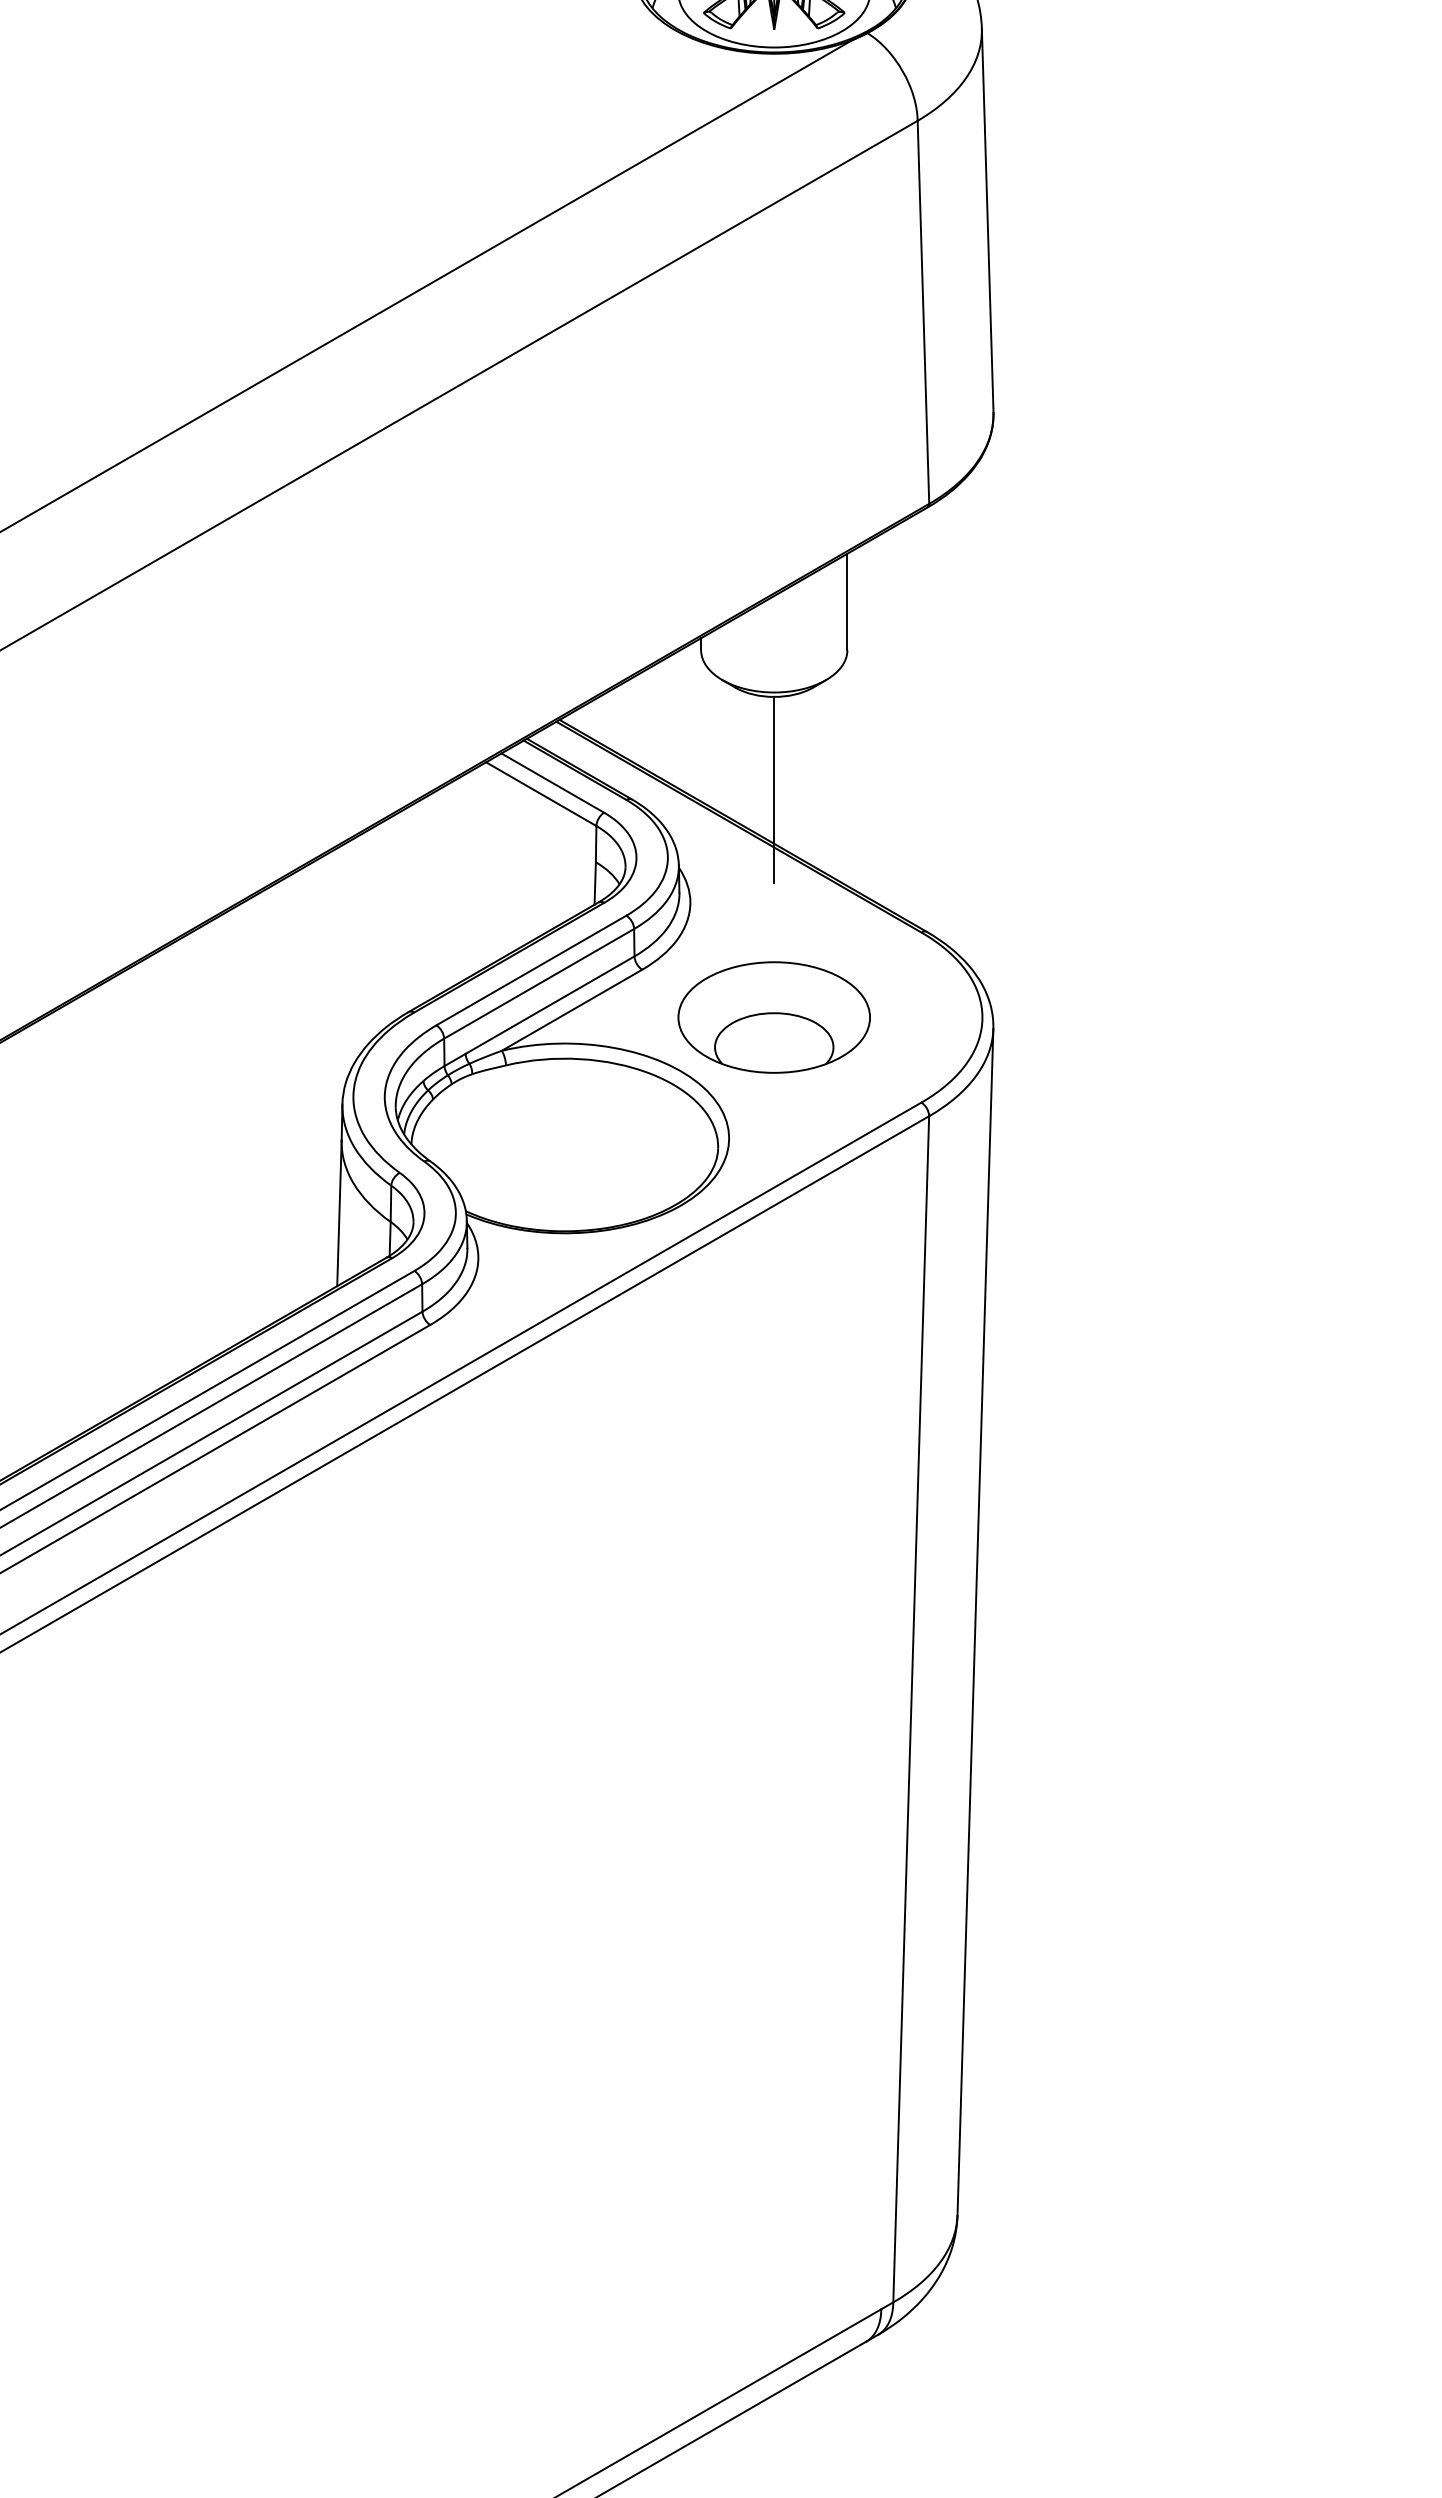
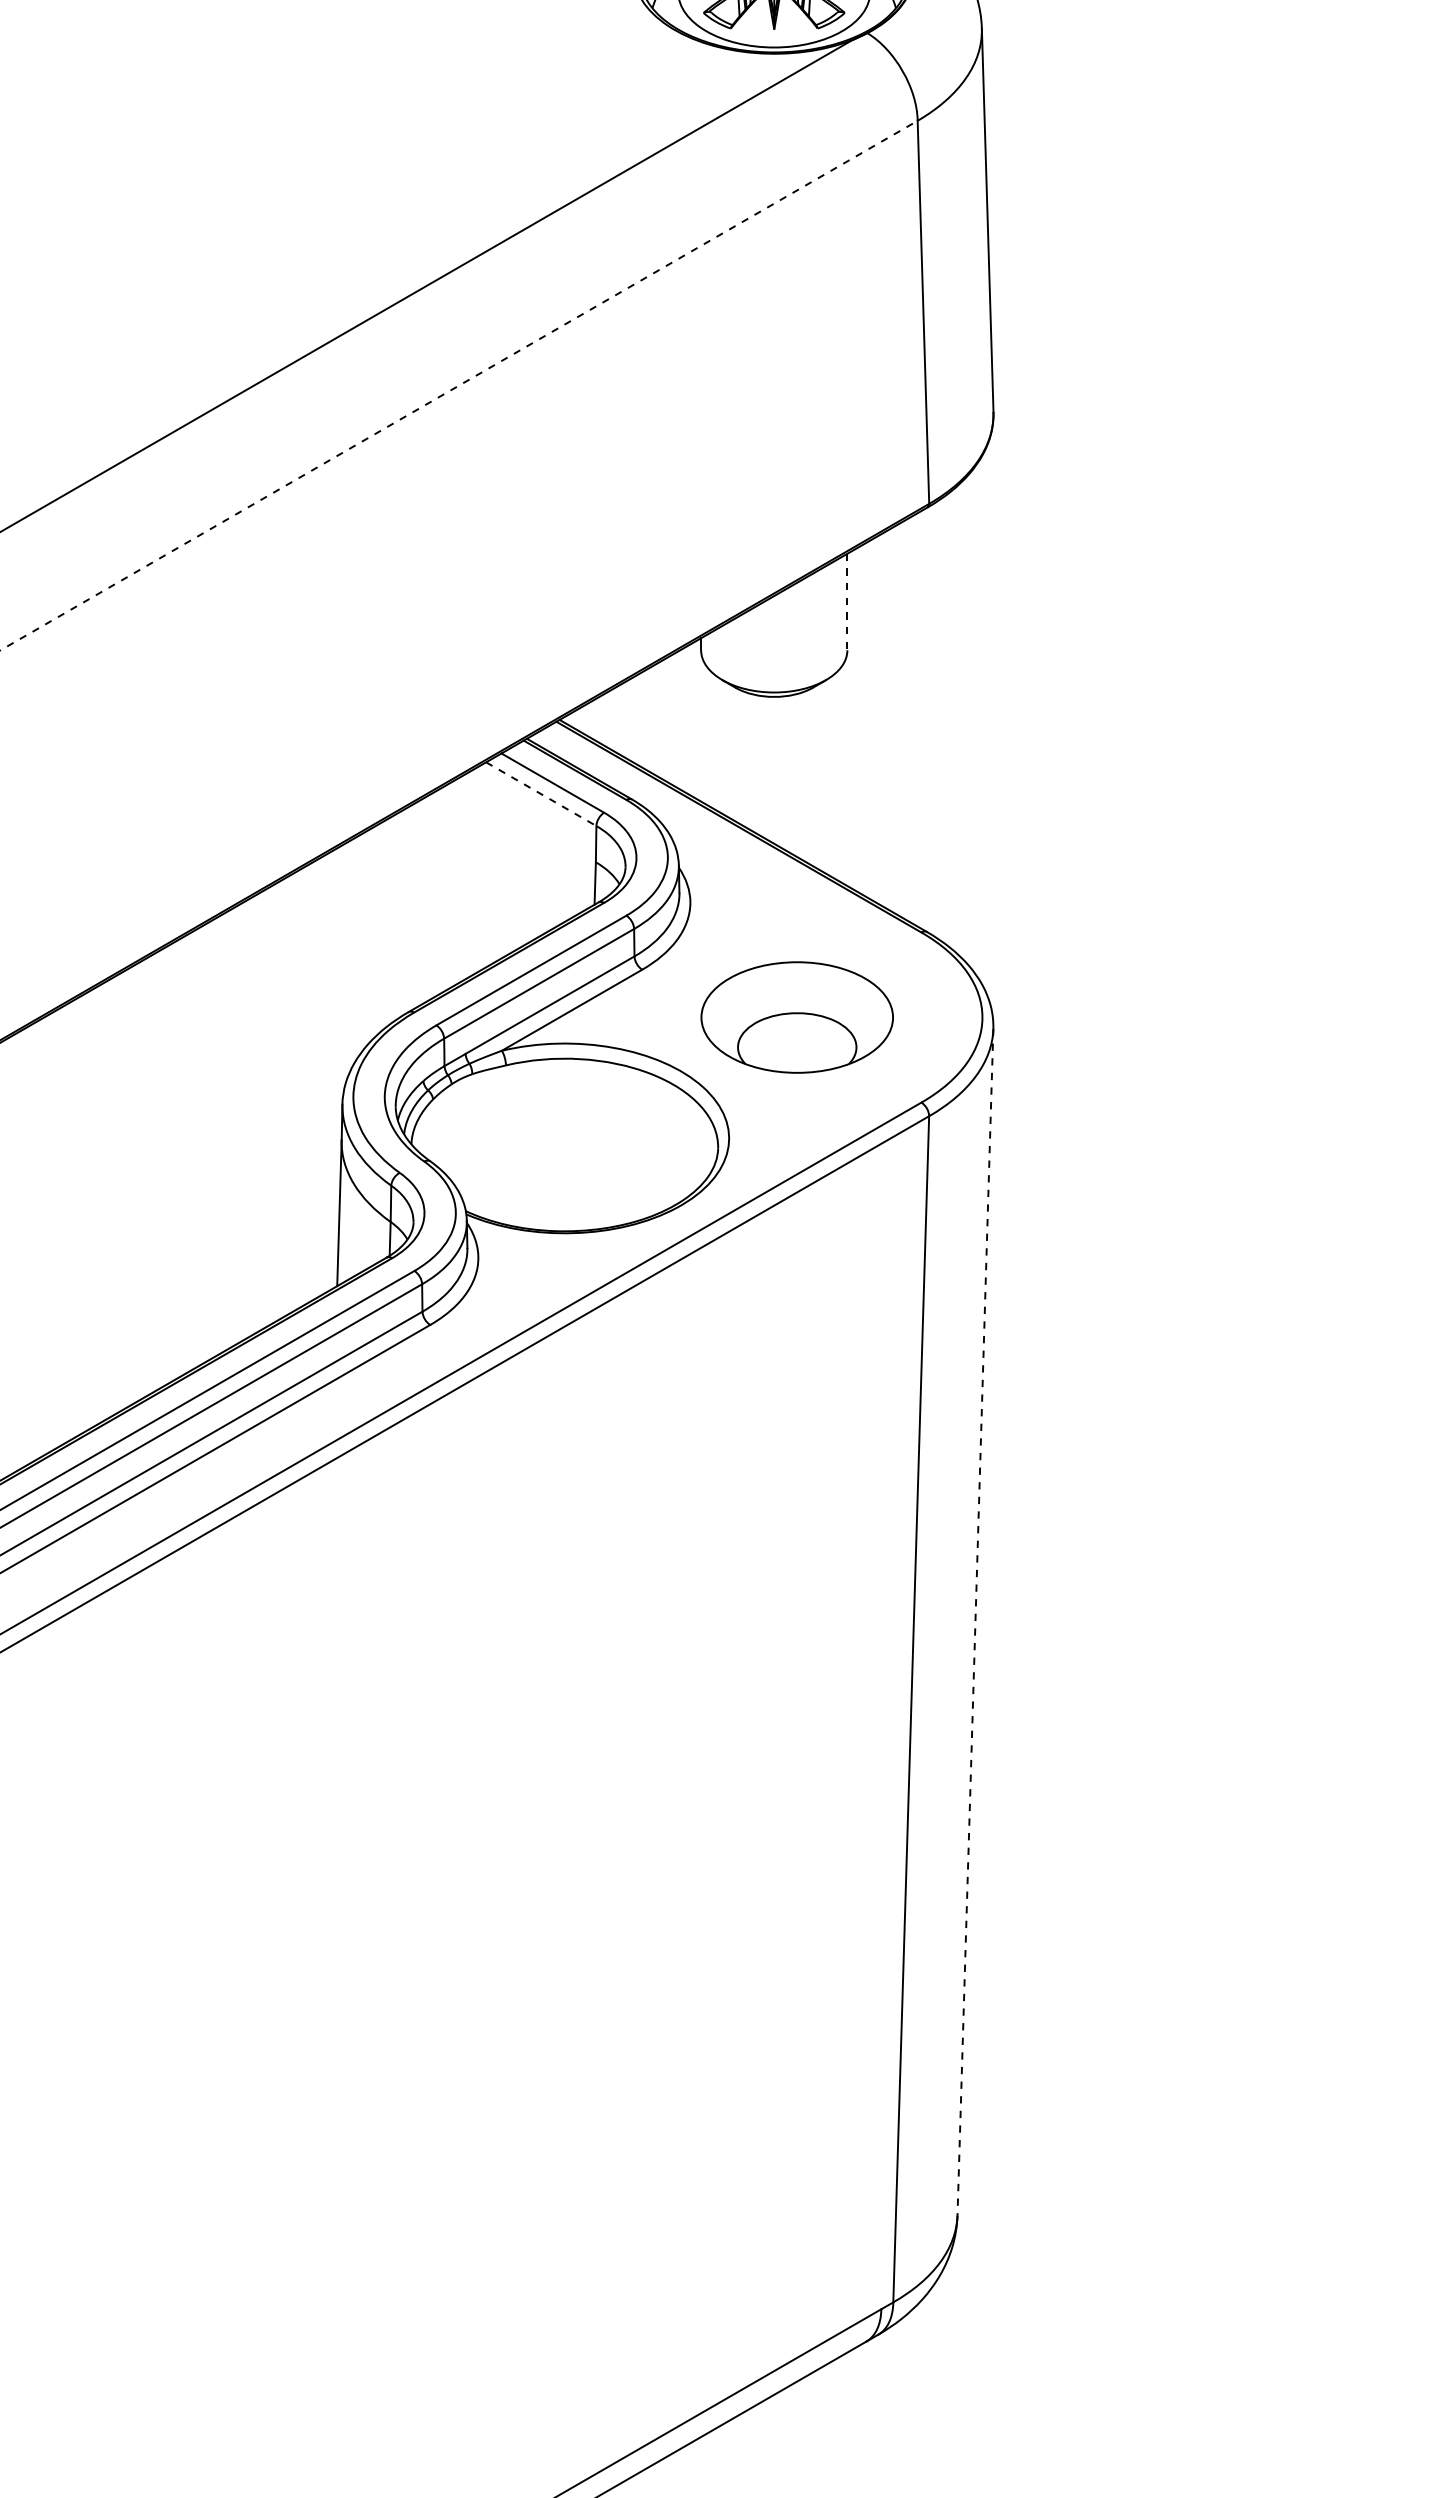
line: solid -> dashed (459, 385)
line: solid -> dashed (847, 602)
line: present -> none (774, 789)
line: solid -> dashed (541, 794)
part position: (773, 1017) -> (796, 1017) (796, 1017)
line: solid -> dashed (975, 1622)
